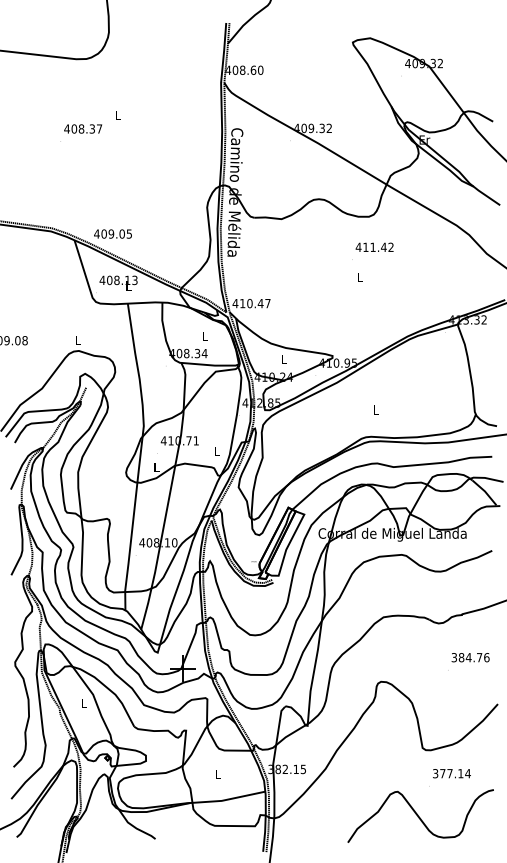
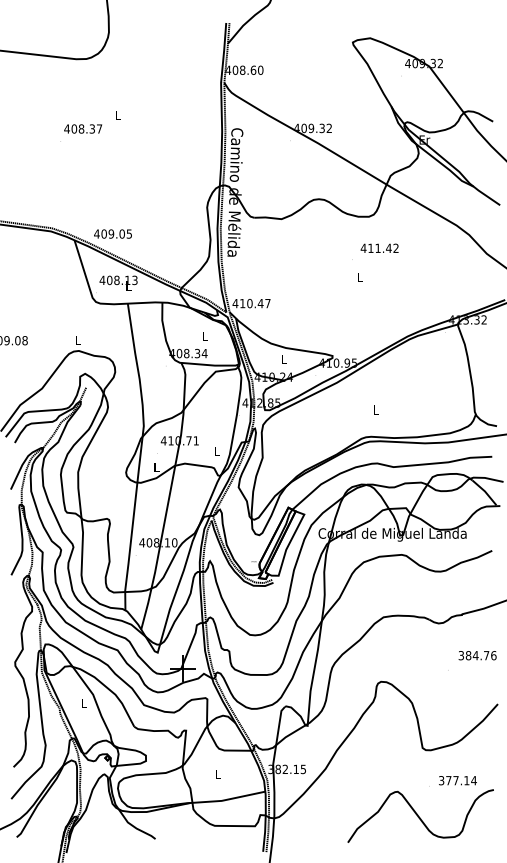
text position: (374, 246) -> (379, 247) (379, 247)
text position: (470, 657) -> (477, 655) (477, 655)
text position: (451, 773) -> (457, 780) (457, 780)
